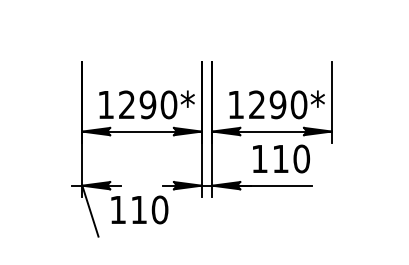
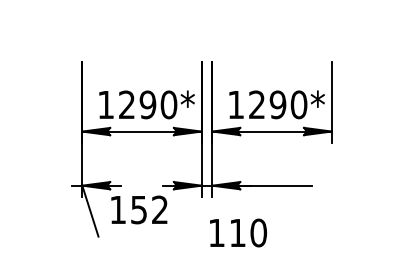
text position: (281, 158) -> (238, 232) (238, 232)
text: 110 -> 152 (149, 209)
